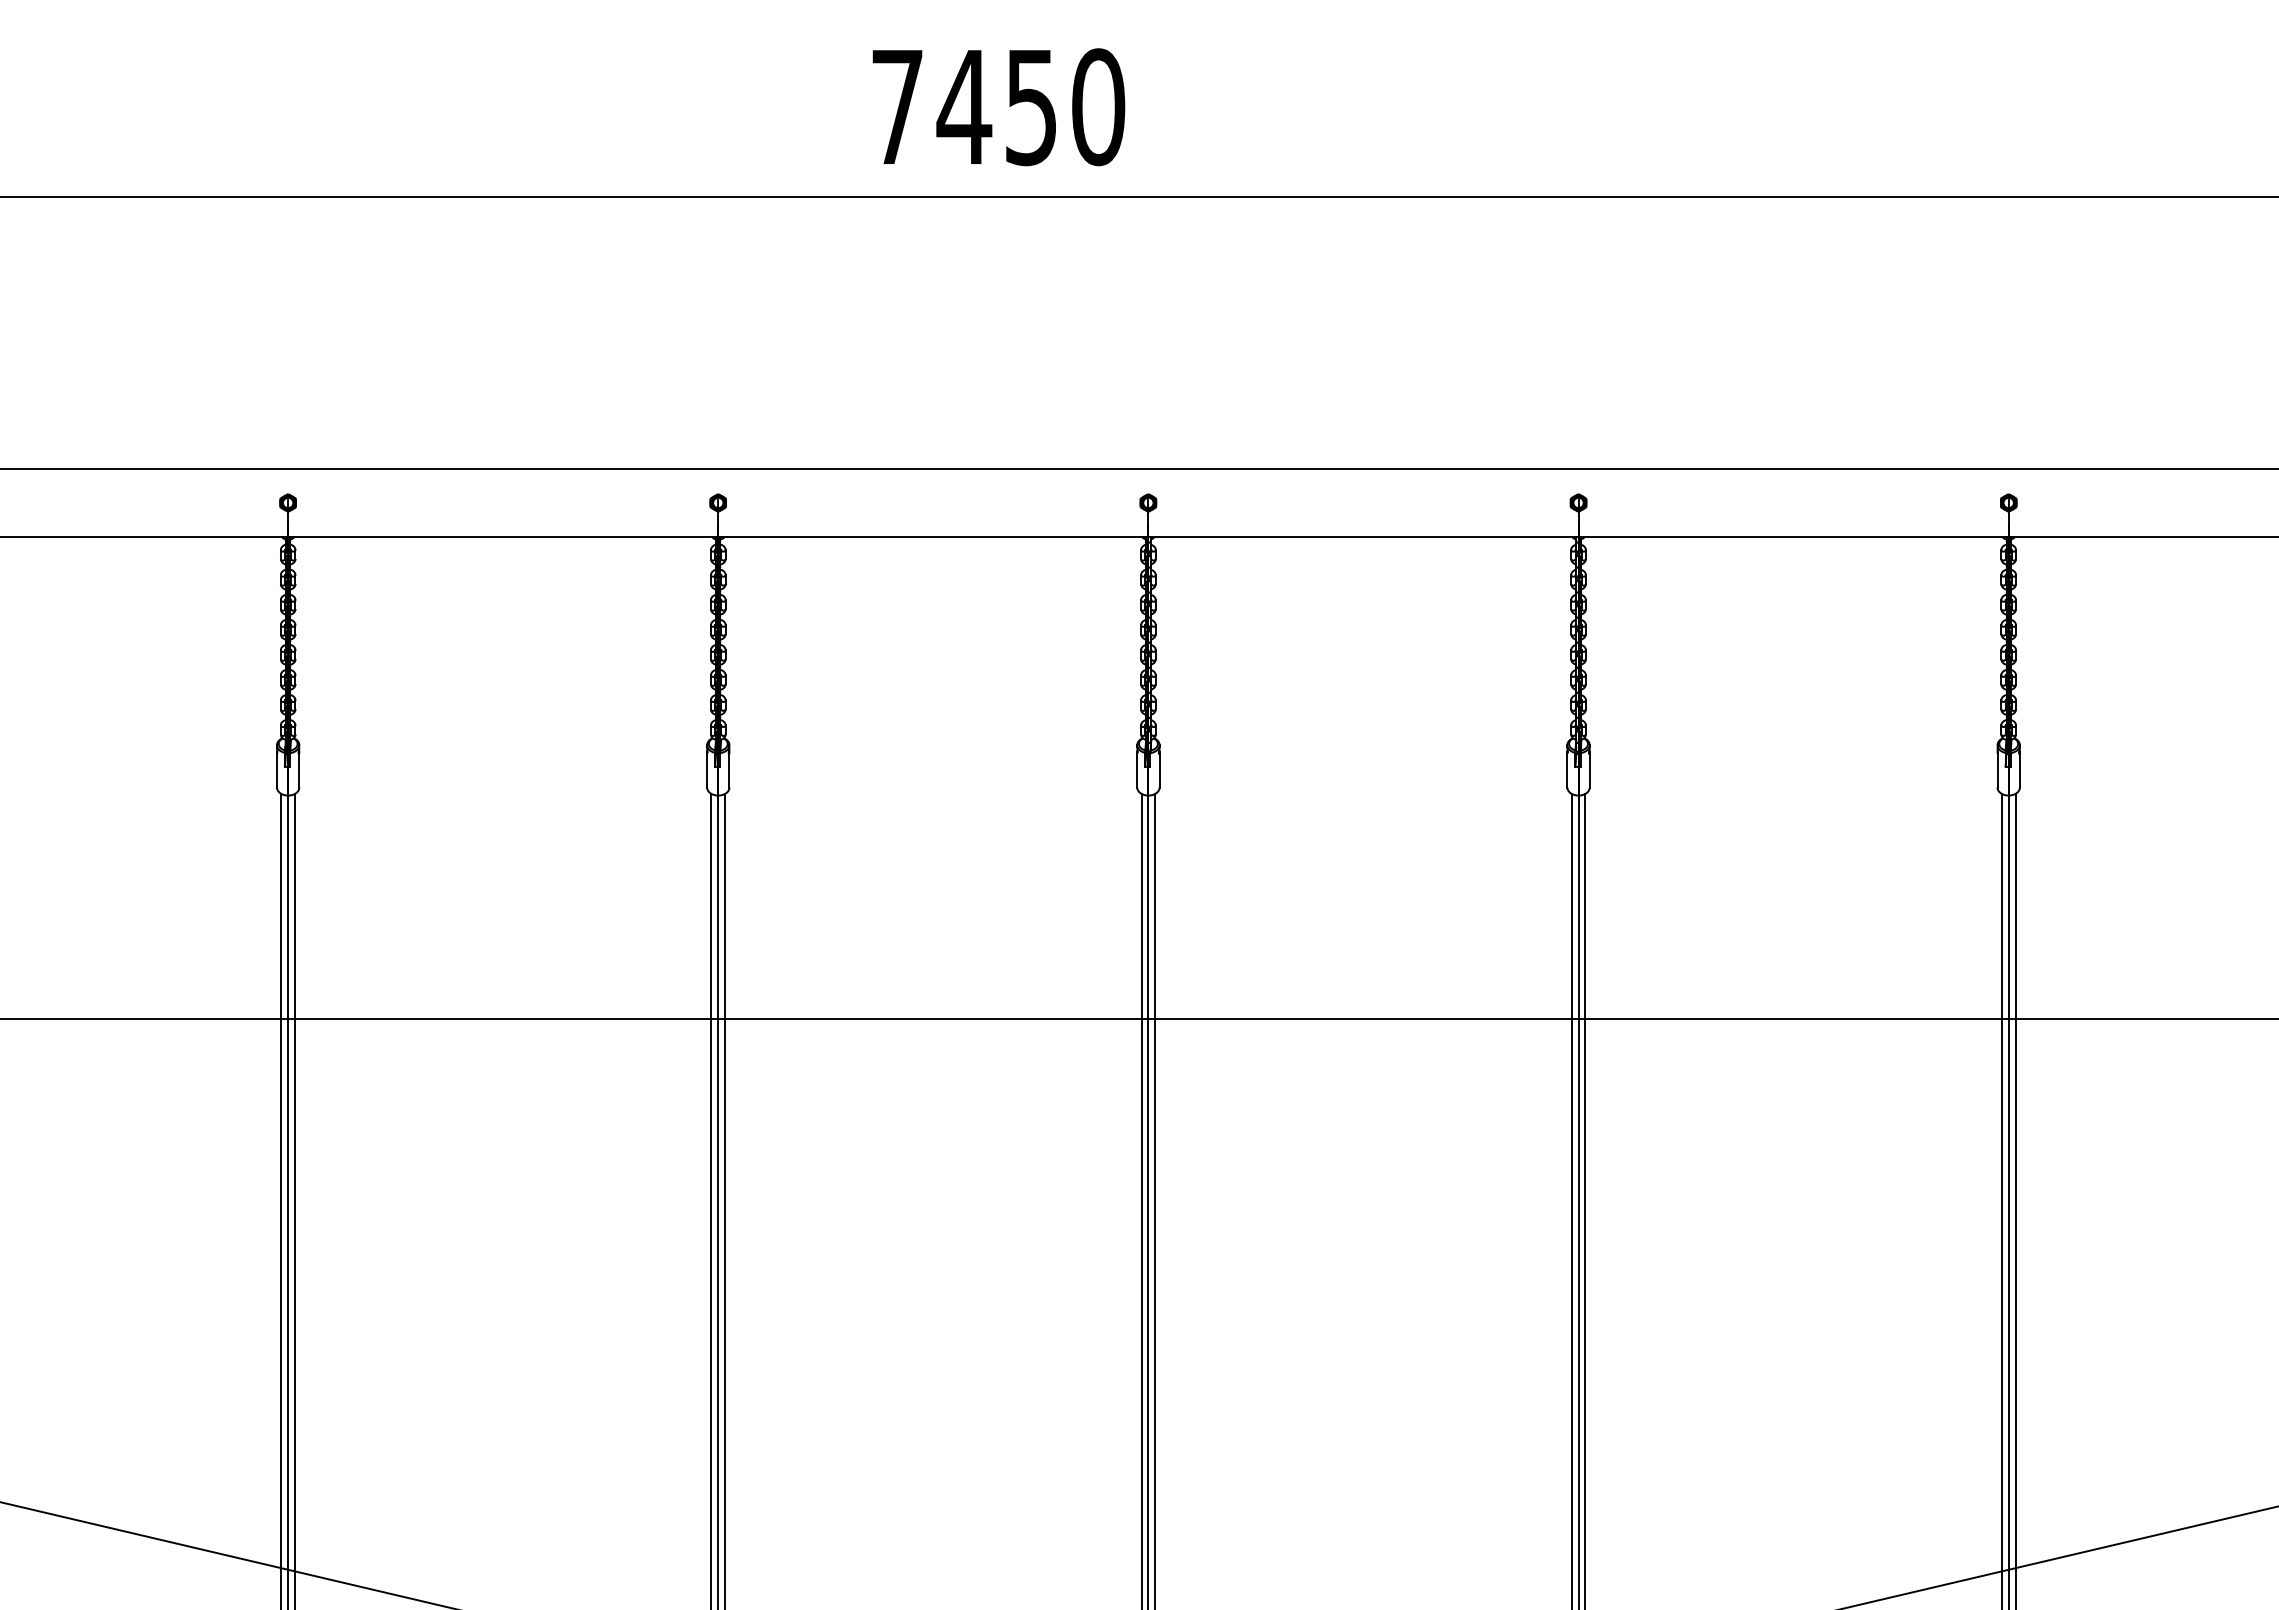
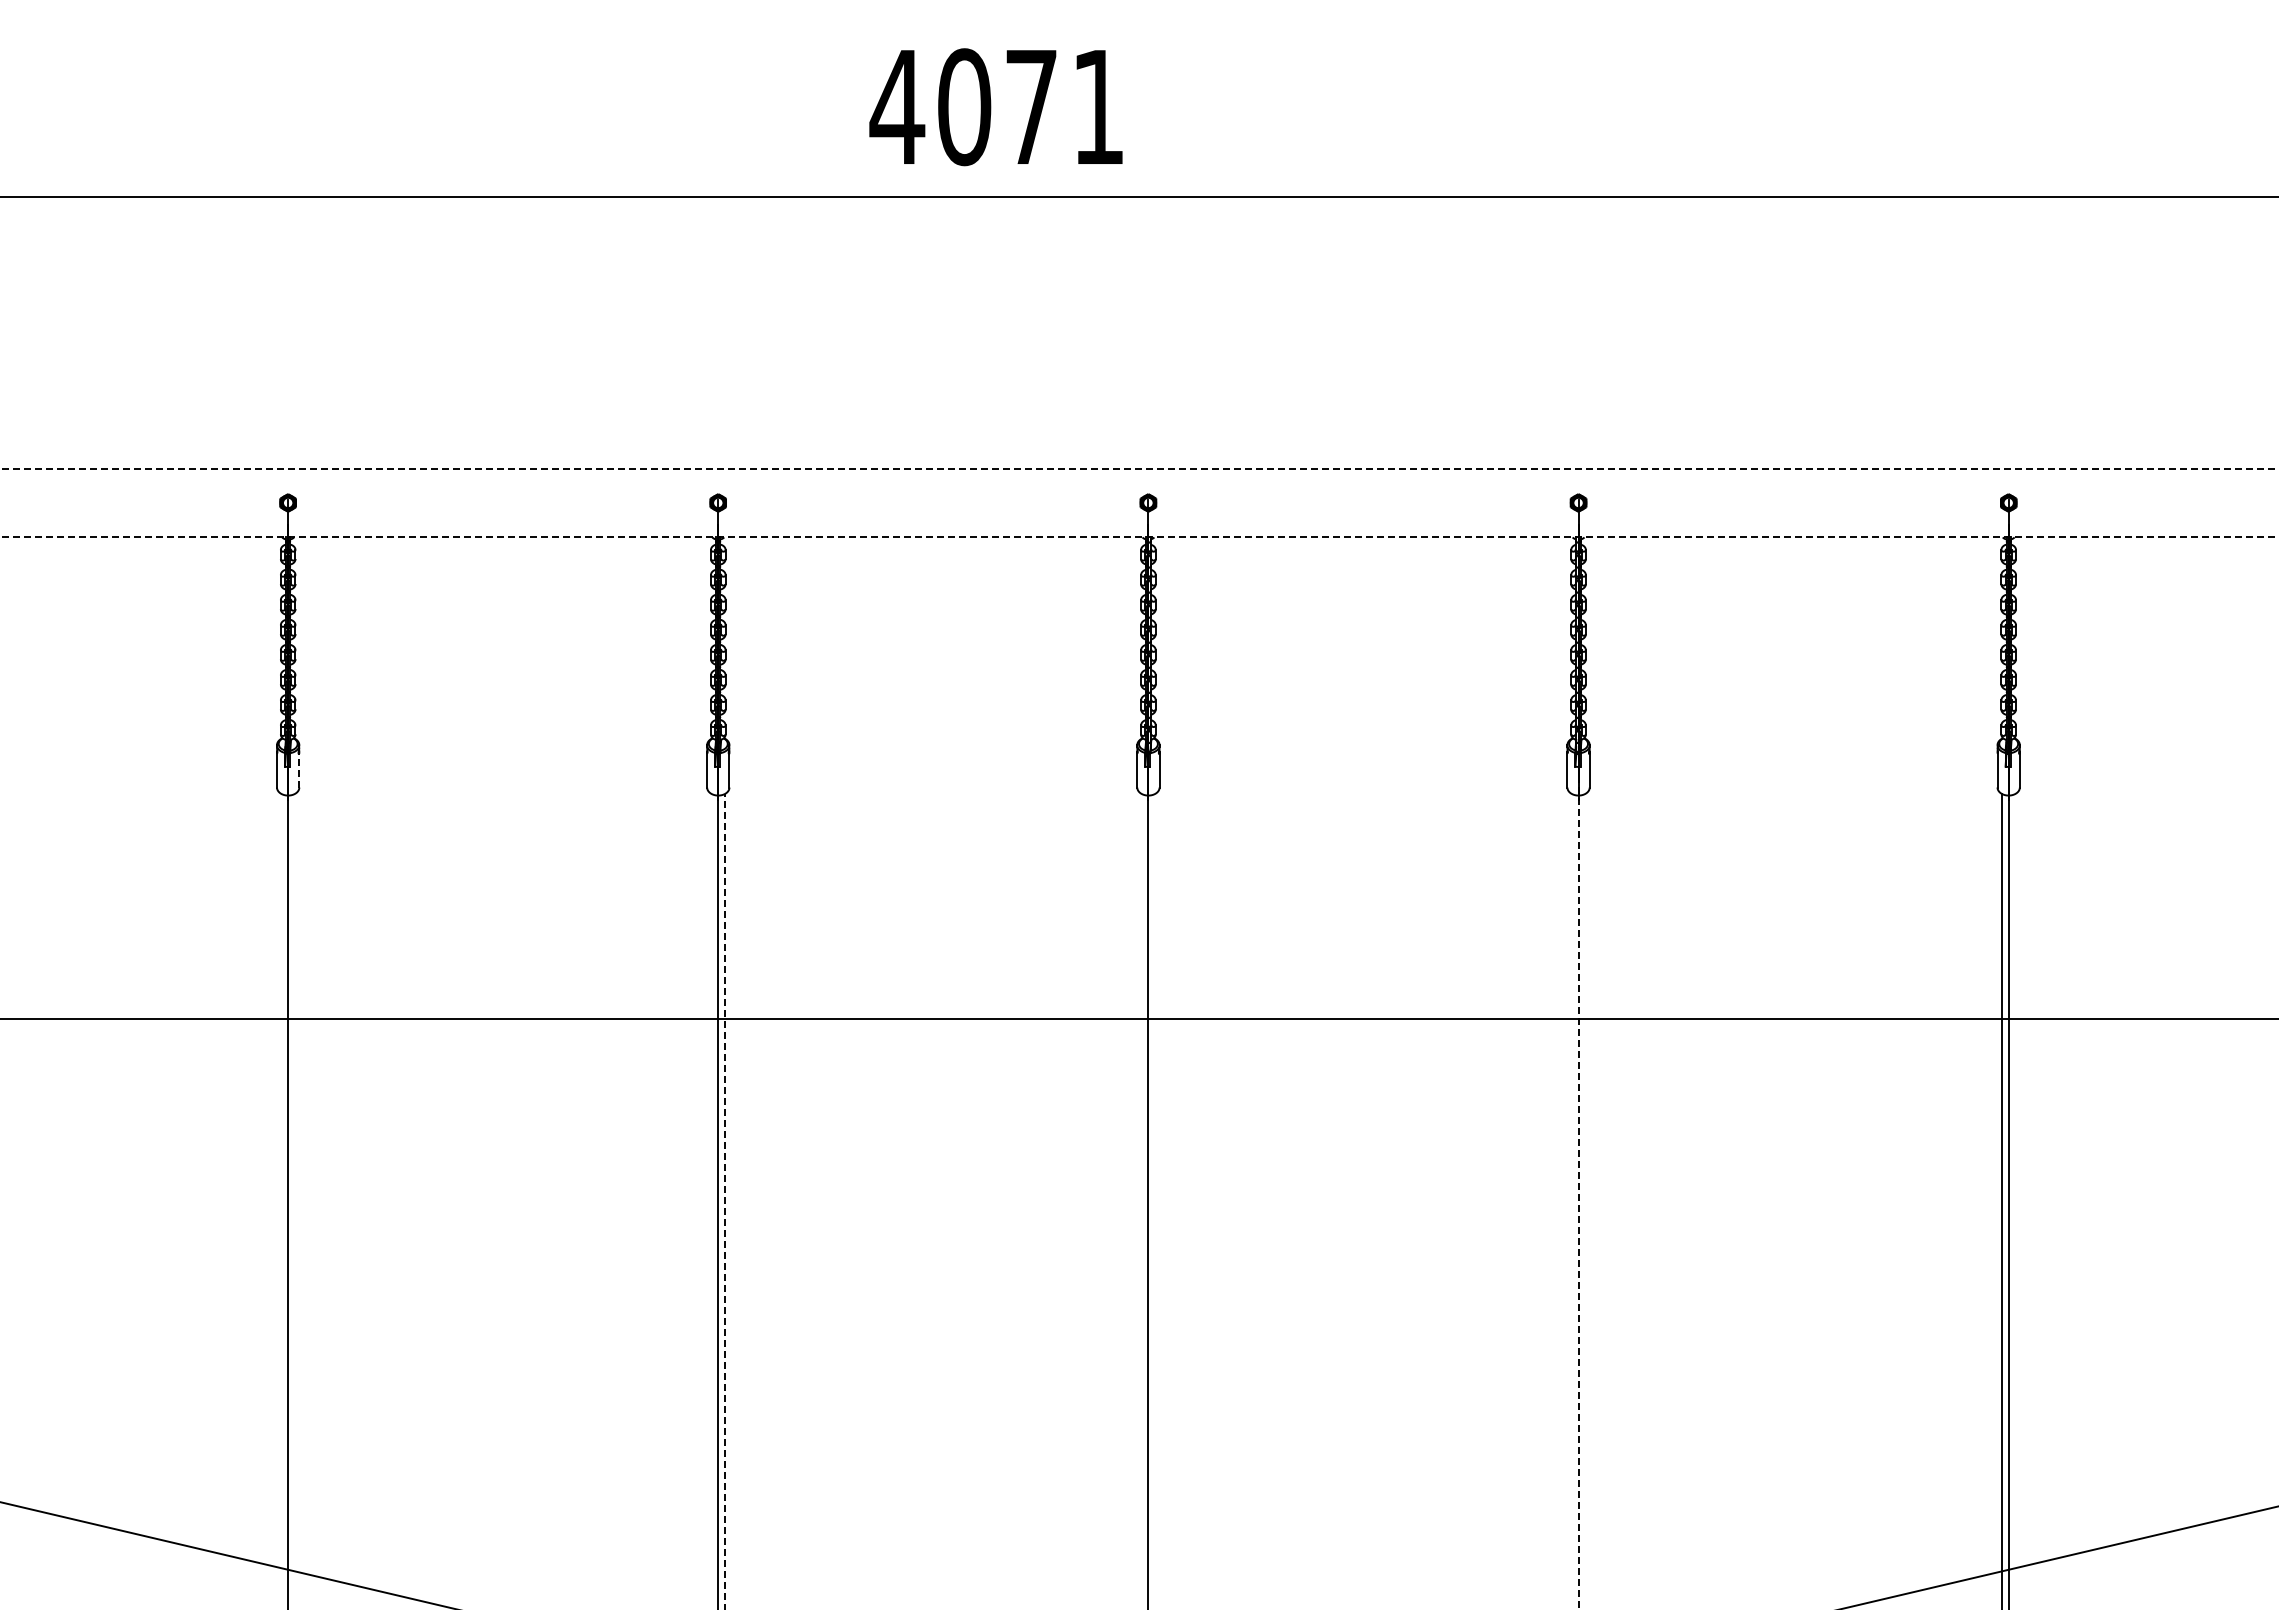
text: 7450 -> 4071 (997, 107)
line: solid -> dashed (1139, 468)
line: solid -> dashed (1139, 537)
line: solid -> dashed (299, 769)
line: solid -> dashed (1578, 1193)
line: present -> none (281, 1199)
line: present -> none (295, 1199)
line: present -> none (711, 1199)
line: present -> none (1141, 1199)
line: present -> none (1155, 1199)
line: present -> none (1571, 1199)
line: present -> none (1585, 1199)
line: present -> none (2015, 1199)
line: solid -> dashed (725, 1201)
